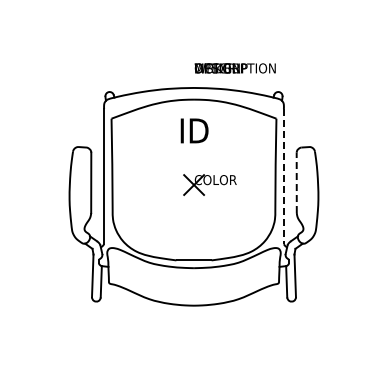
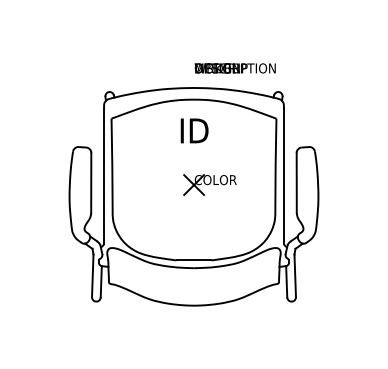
line: dashed -> solid (283, 176)
line: dashed -> solid (296, 182)
